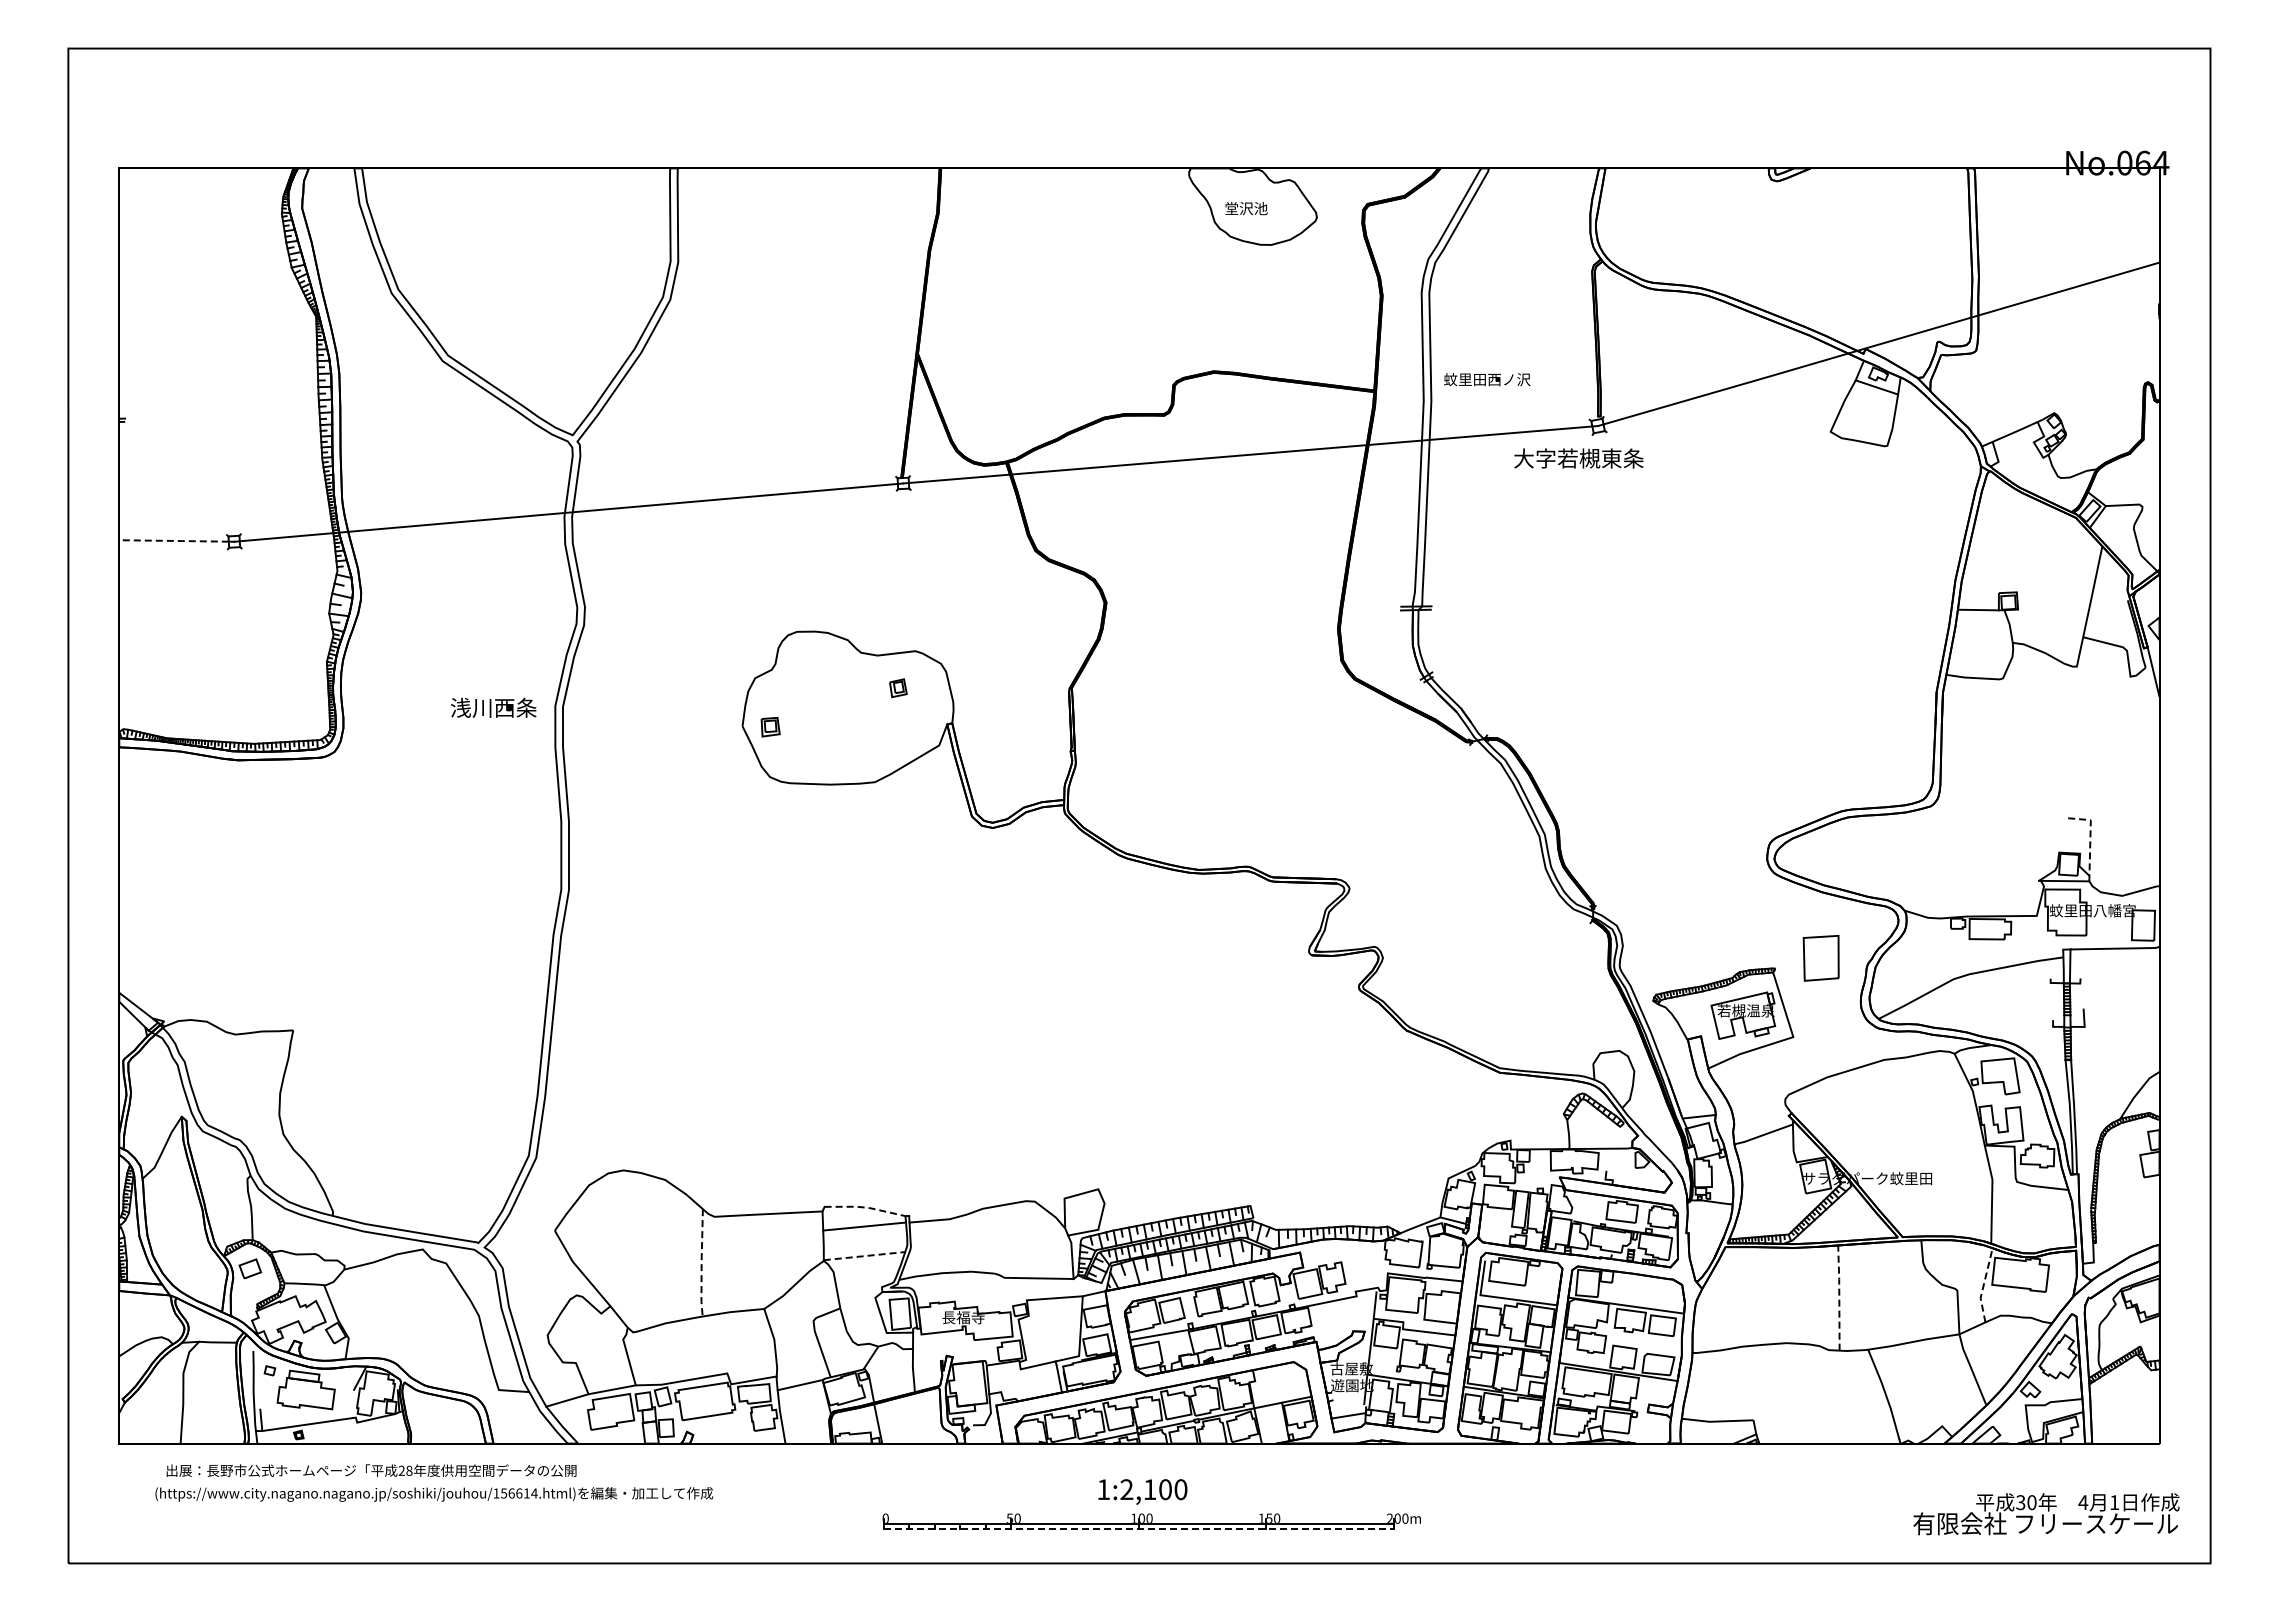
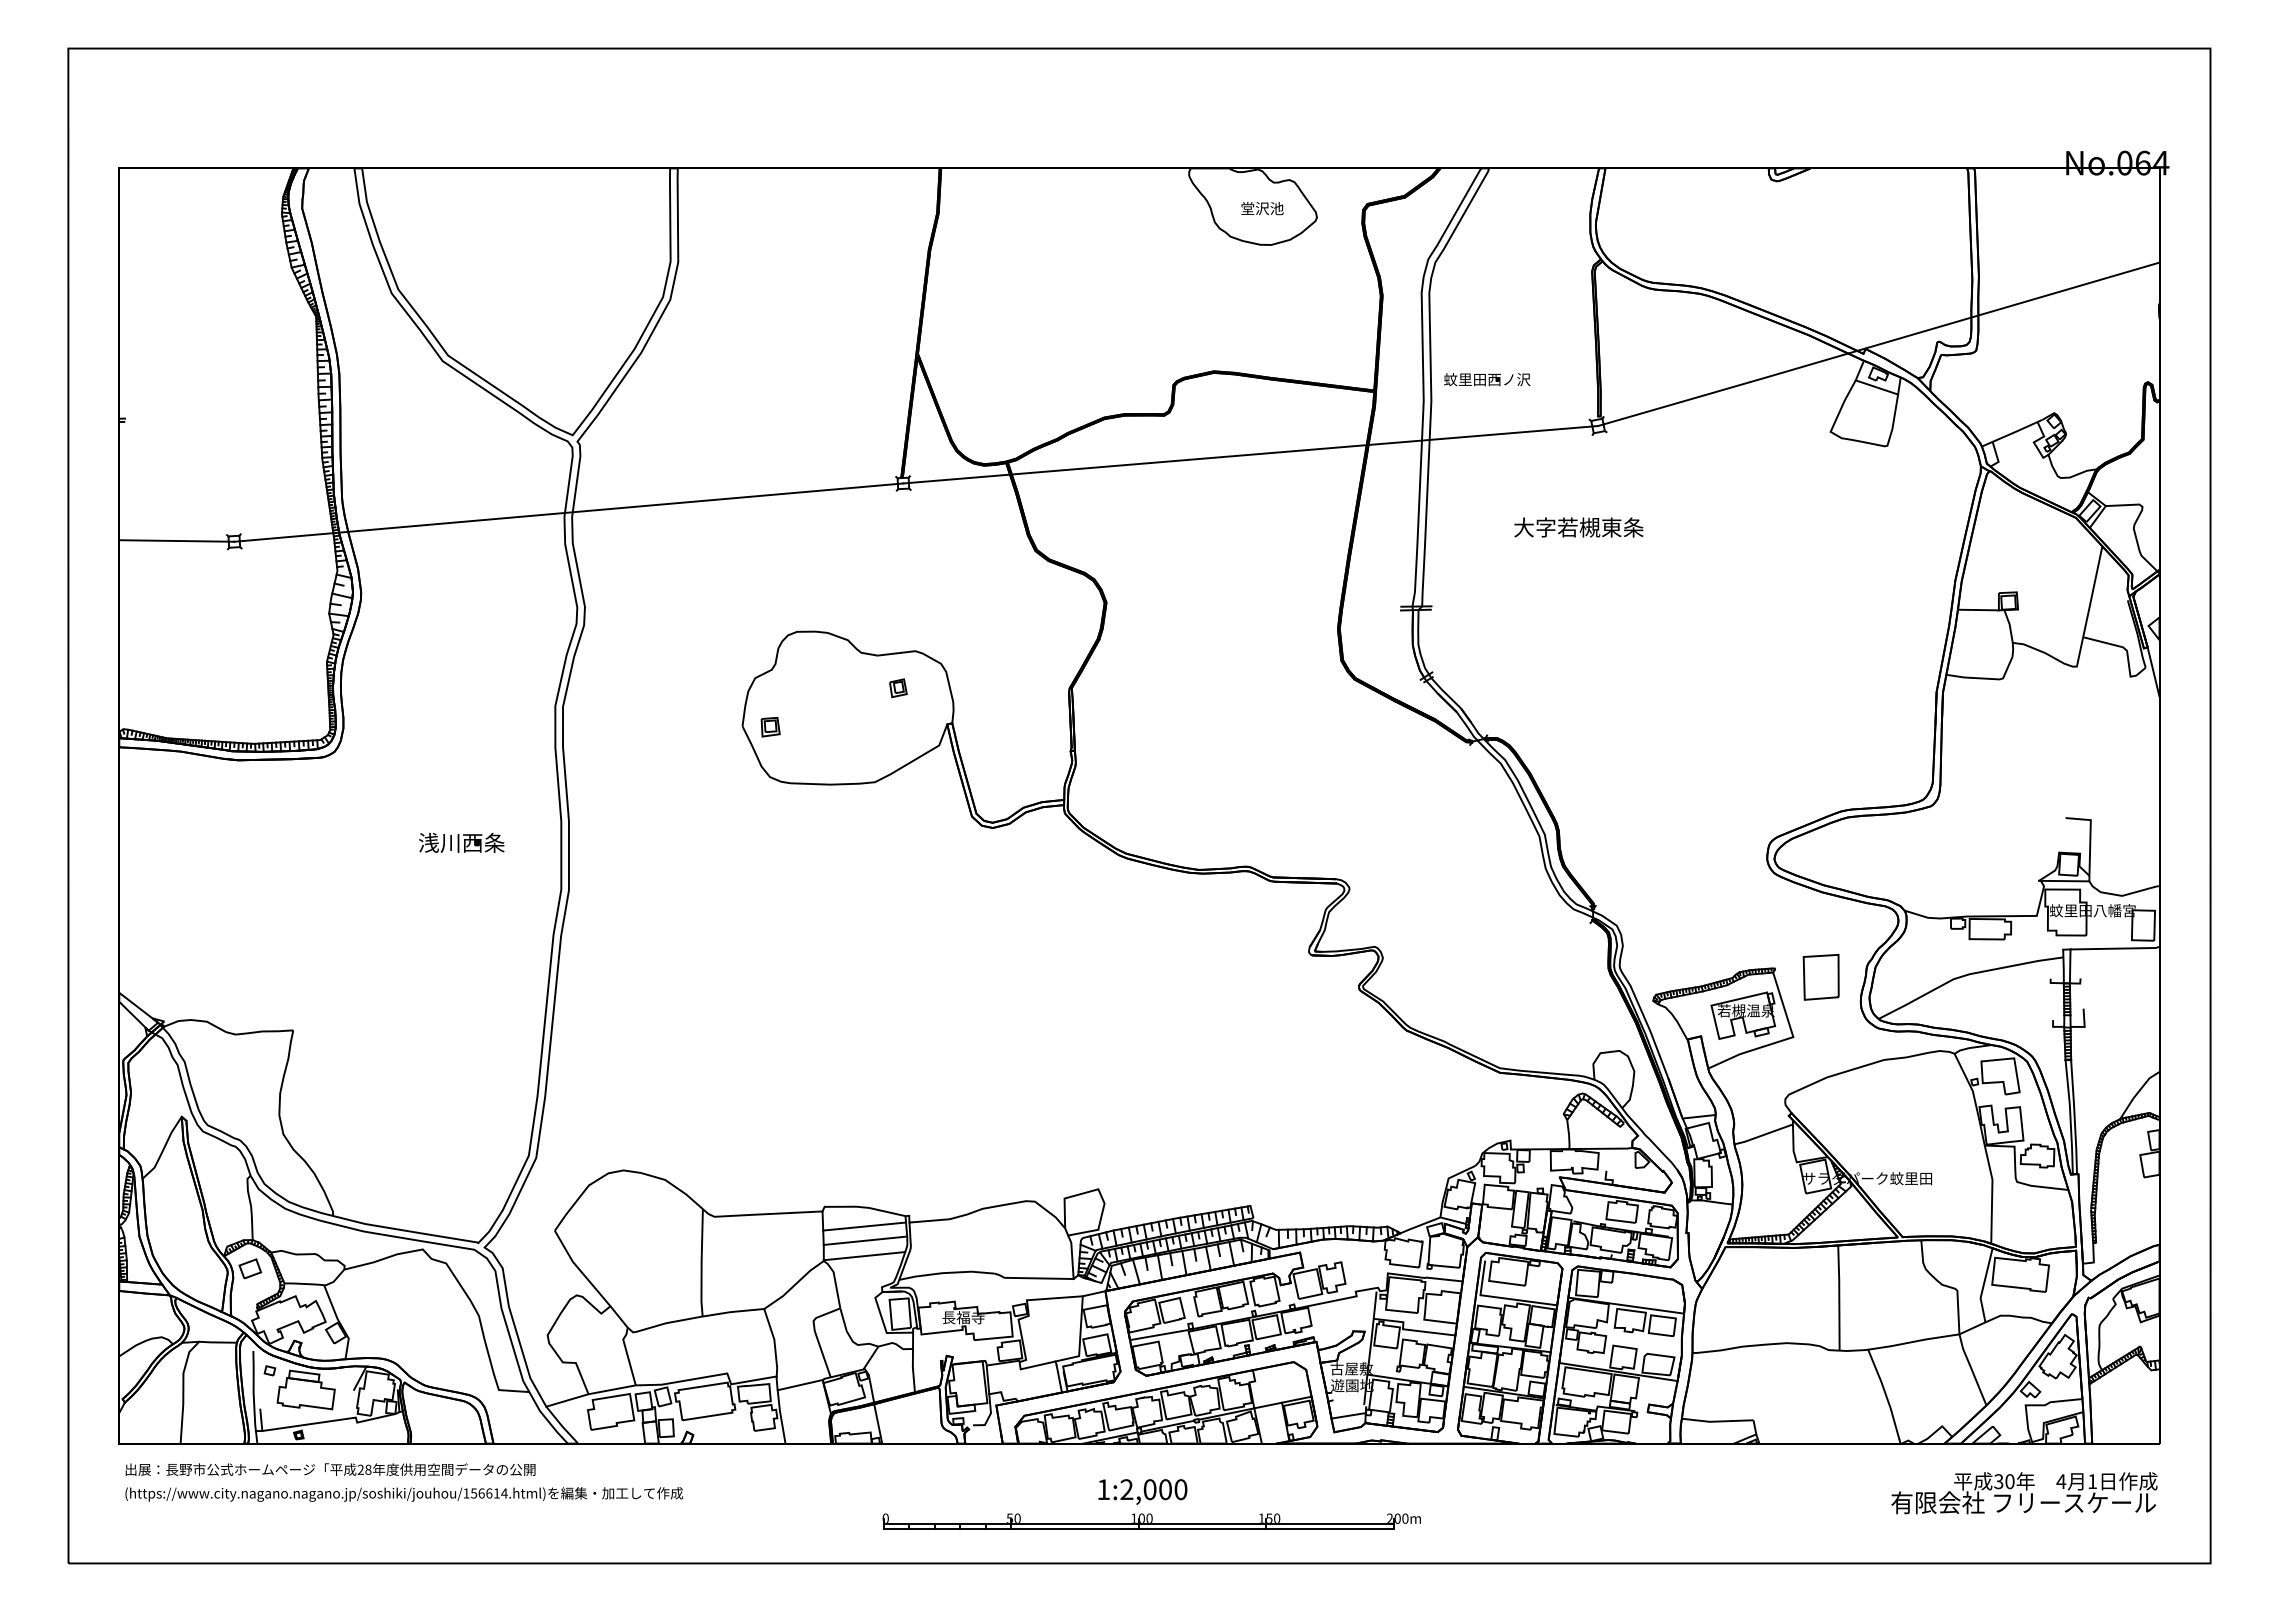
text position: (1246, 208) -> (1262, 208) (1262, 208)
text position: (1578, 458) -> (1578, 527) (1578, 527)
line: dashed -> solid (174, 540)
text position: (493, 707) -> (461, 842) (461, 842)
line: dashed -> solid (2090, 836)
part position: (1820, 958) -> (1820, 977) (1820, 977)
line: dashed -> solid (866, 1207)
line: none -> present (865, 1240)
line: dashed -> solid (864, 1256)
line: dashed -> solid (701, 1263)
line: dashed -> solid (1983, 1285)
line: dashed -> solid (1839, 1297)
text position: (371, 1470) -> (330, 1469) (330, 1469)
text: 1:2,100 -> 1:2,000 (1149, 1489)
text position: (434, 1494) -> (404, 1494) (404, 1494)
text position: (2046, 1514) -> (2024, 1493) (2024, 1493)
line: dashed -> solid (1139, 1529)
